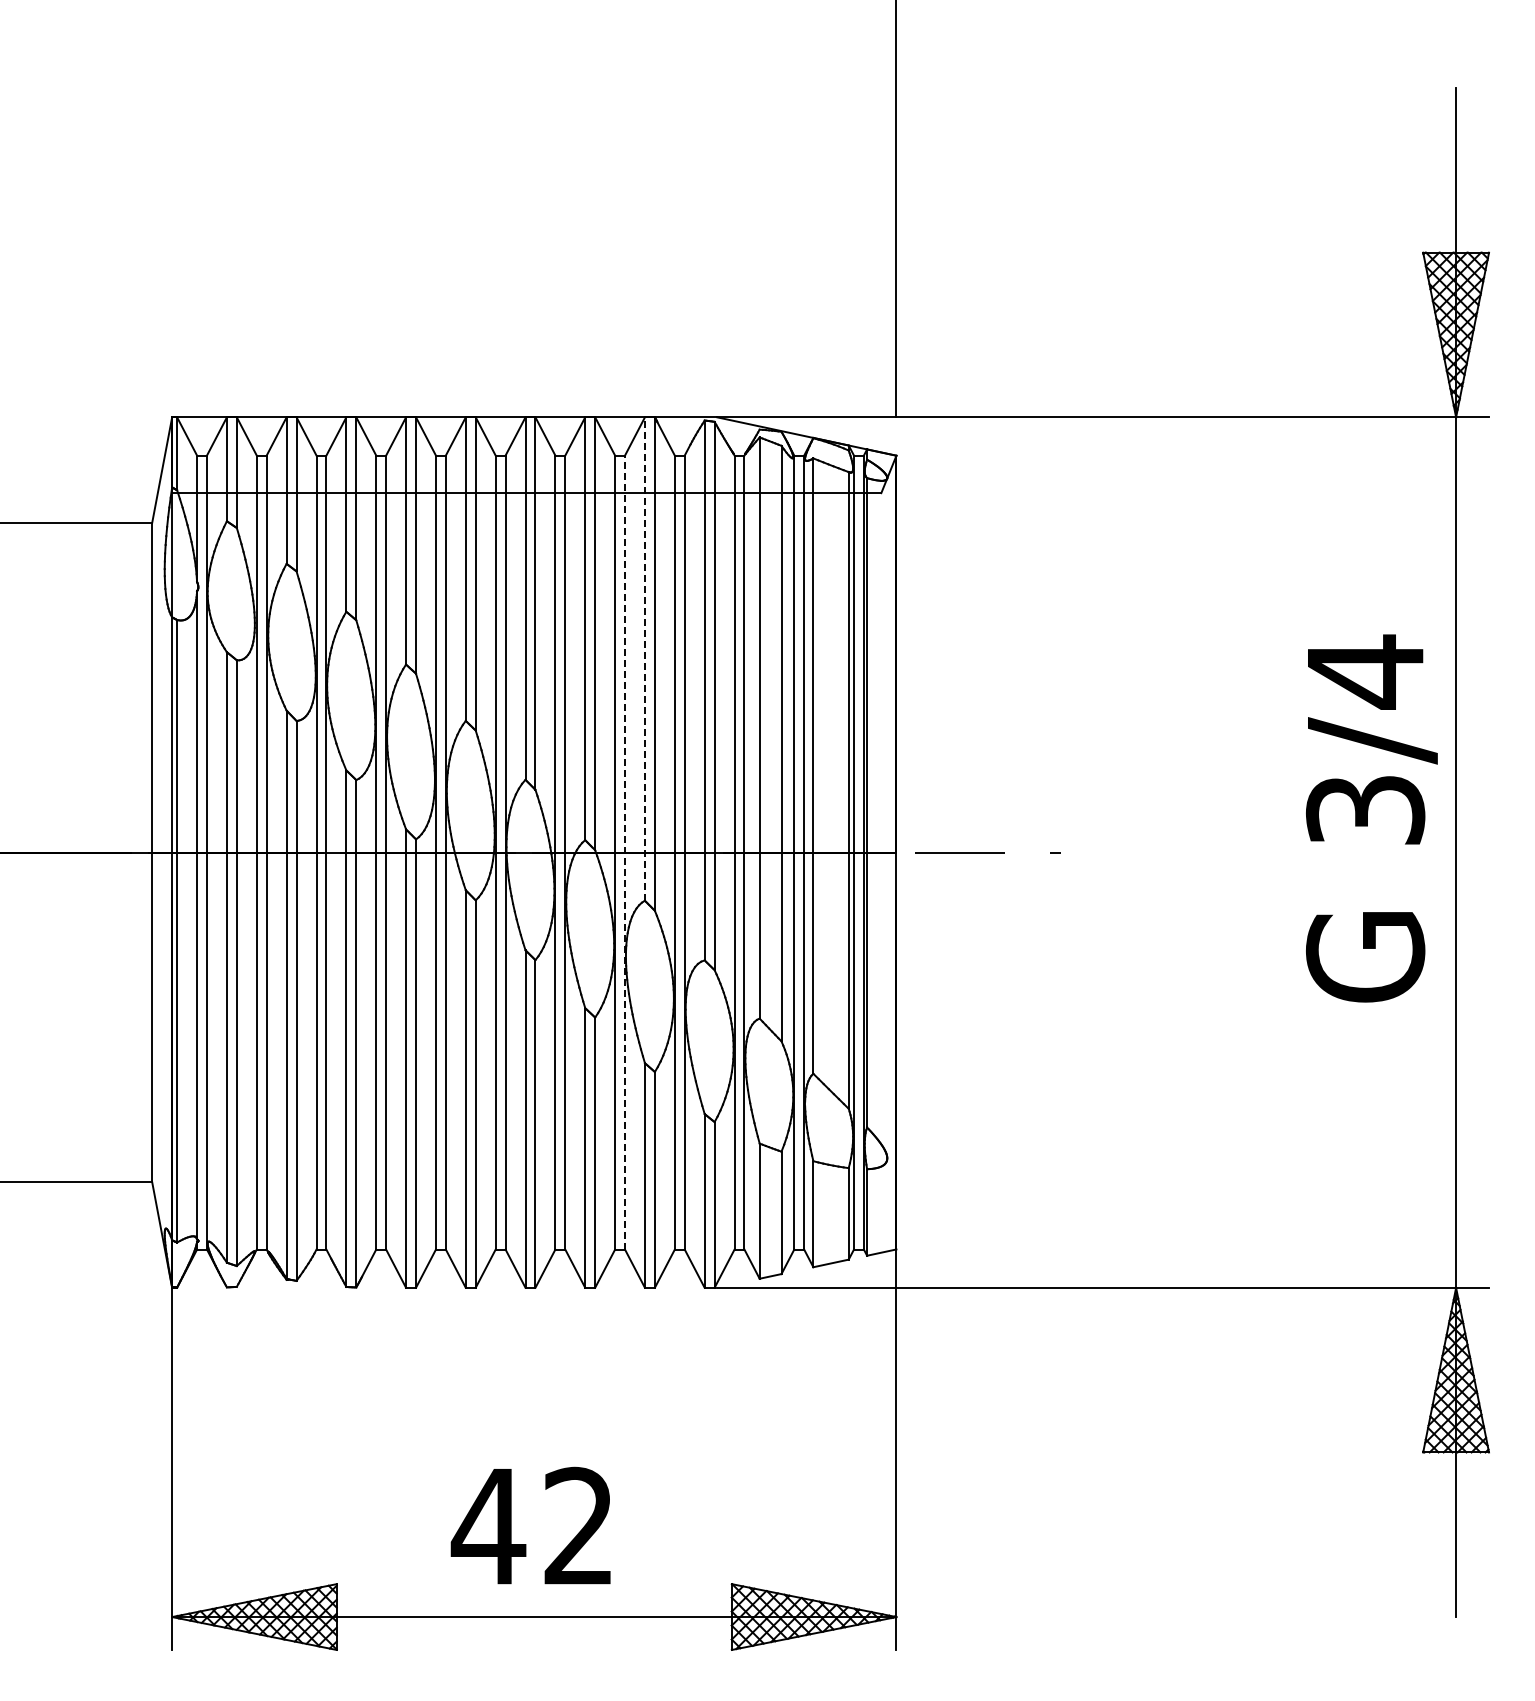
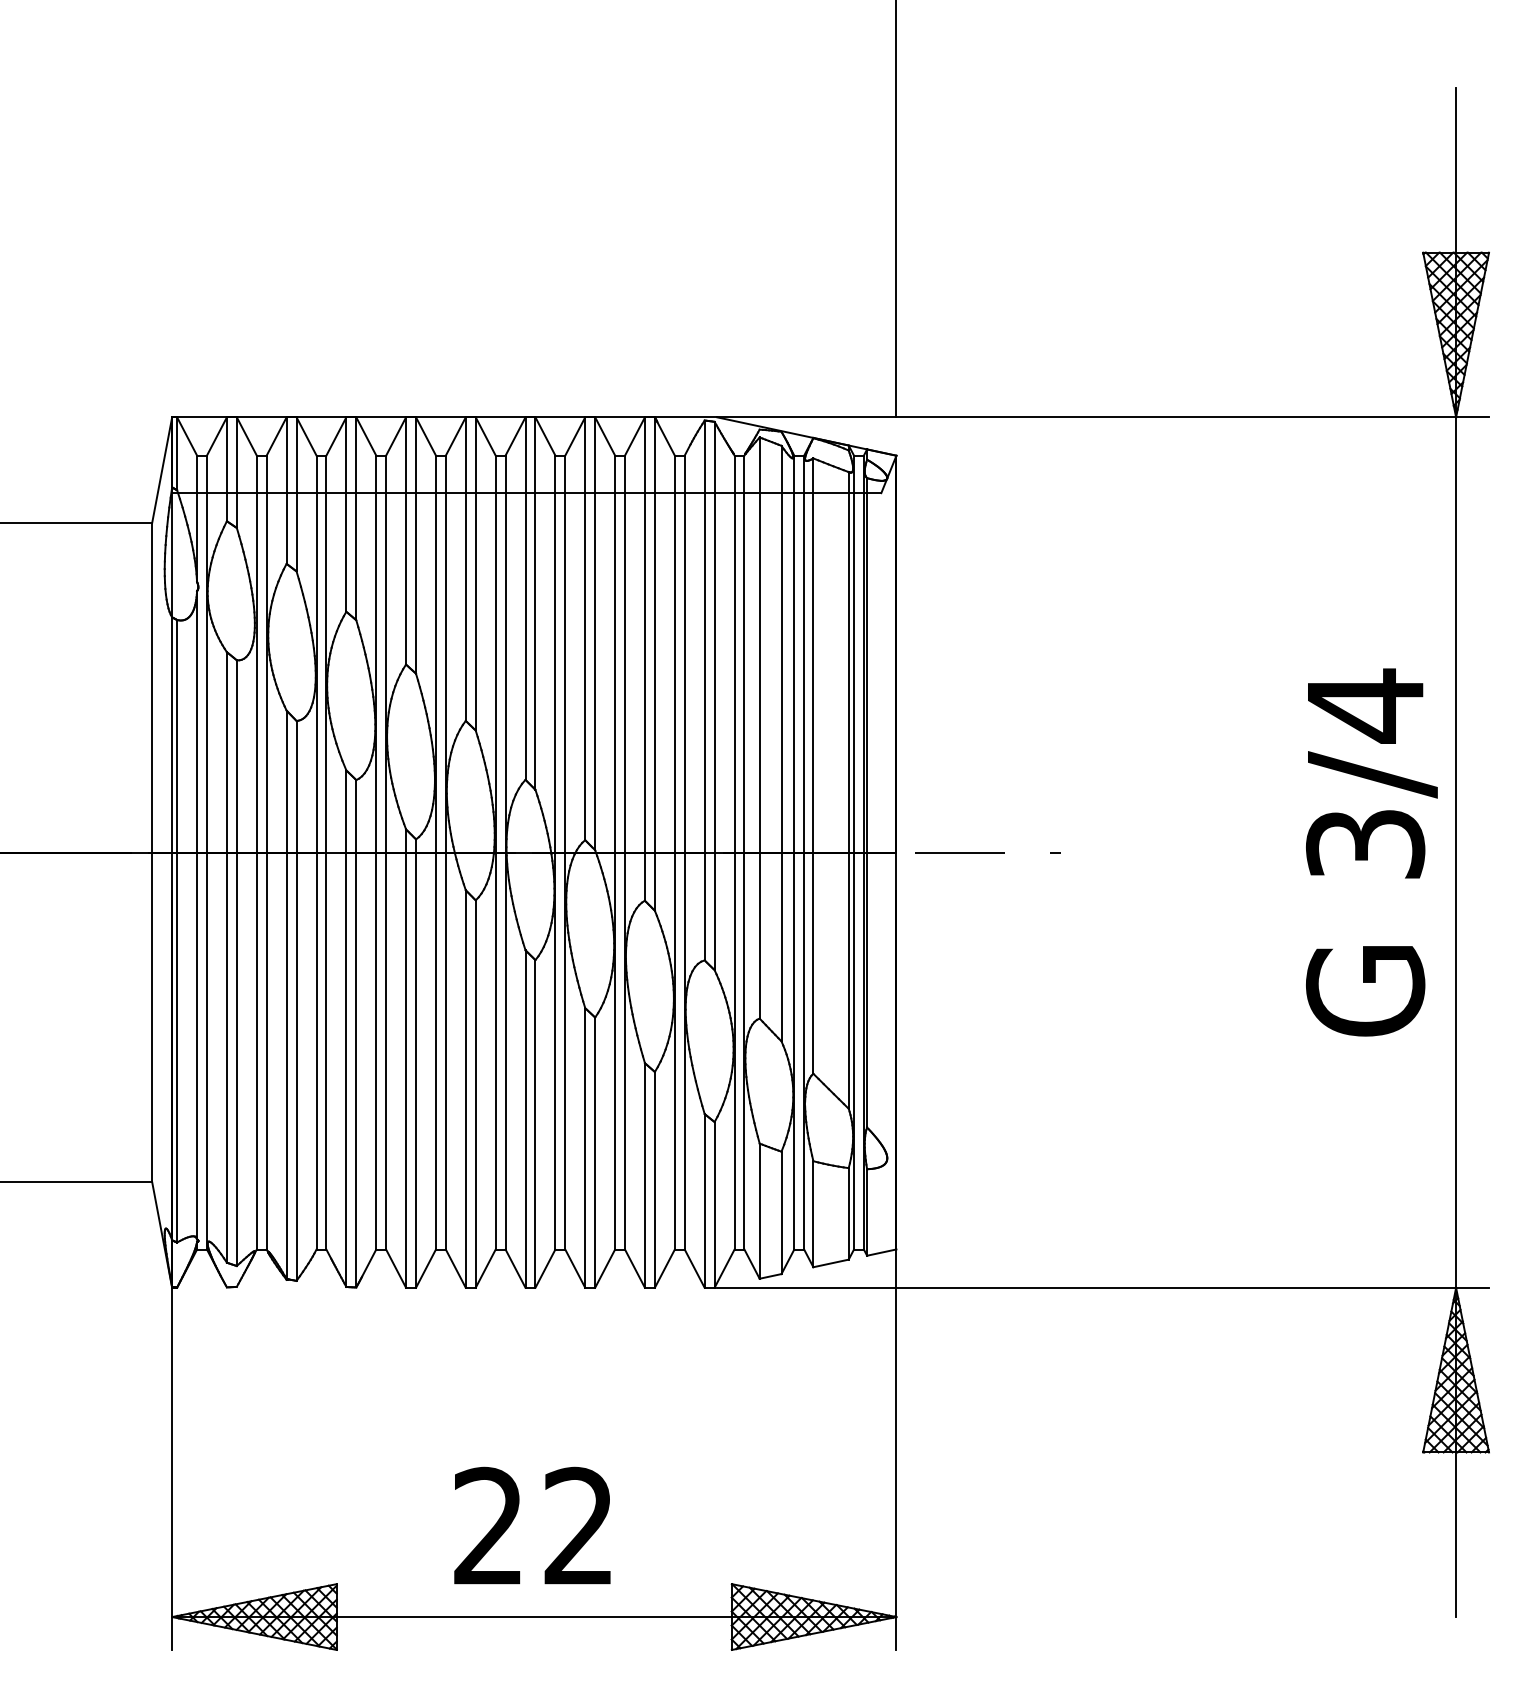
line: dashed -> solid (644, 659)
text position: (1371, 818) -> (1371, 852) (1371, 852)
line: dashed -> solid (625, 852)
text: 42 -> 22 (488, 1525)
